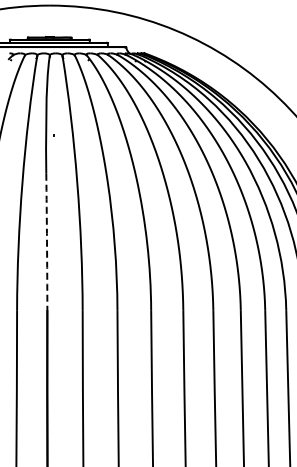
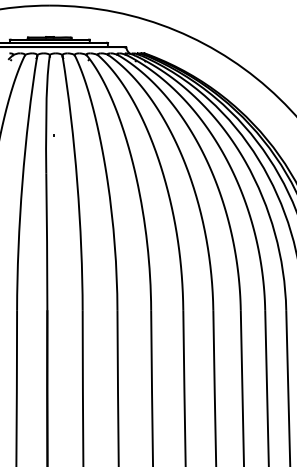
arc: dashed -> solid (47, 241)
